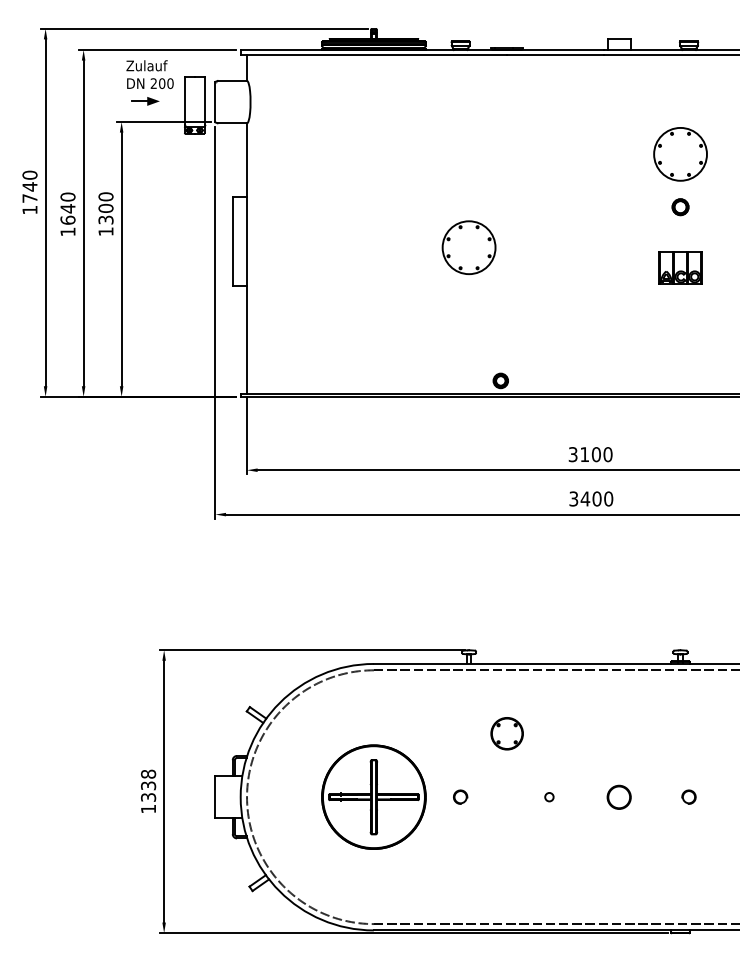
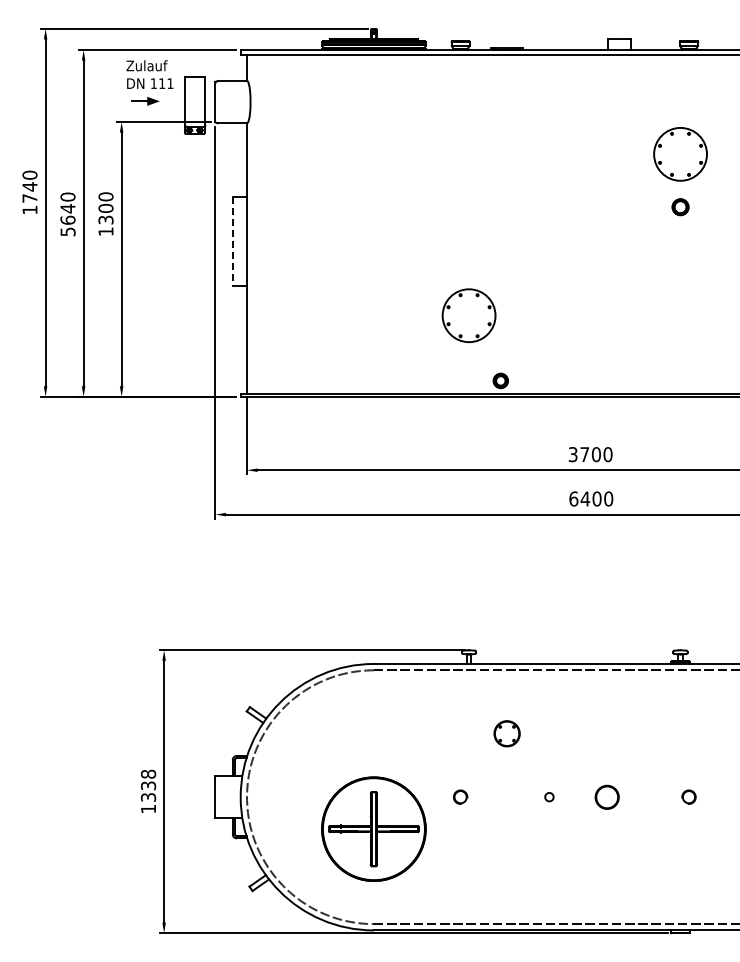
text: 200 -> 111 (161, 83)
text: 1640 -> 5640 (67, 231)
line: solid -> dashed (233, 242)
part position: (468, 247) -> (468, 315) (468, 315)
part: present -> none (680, 267)
text: 3100 -> 3700 (584, 454)
text: 3400 -> 6400 (573, 498)
part size: 34x34 px -> 28x28 px (506, 733)
part position: (373, 796) -> (373, 828) (373, 828)
circle position: (618, 796) -> (606, 796) (606, 796)
